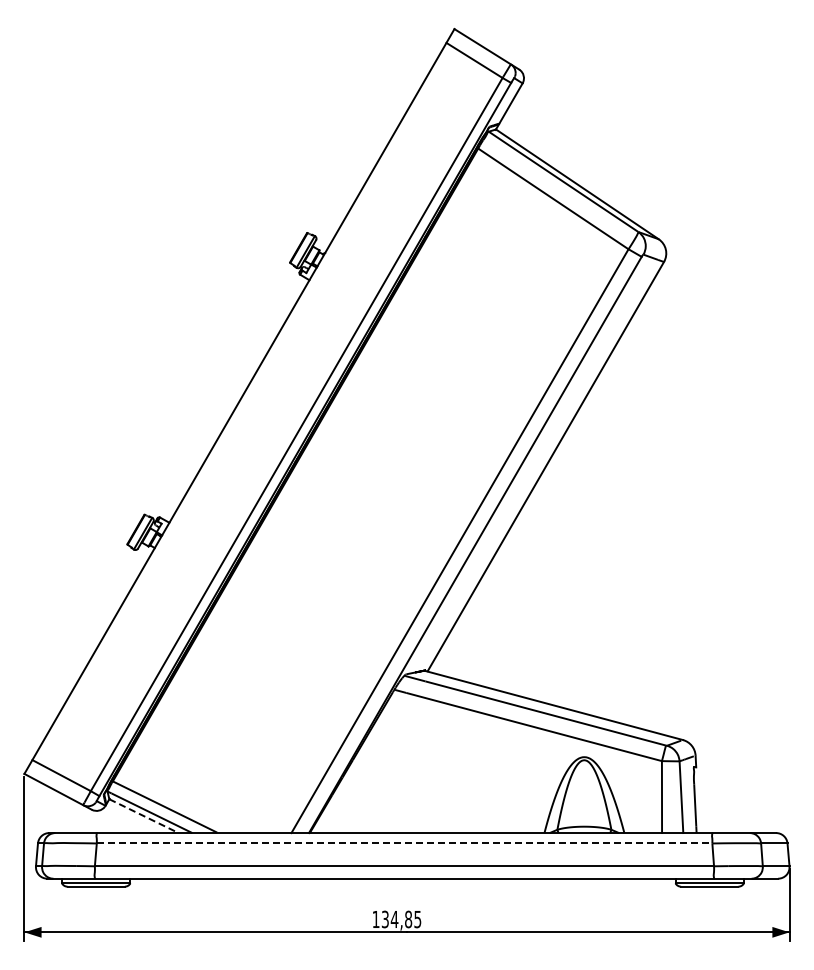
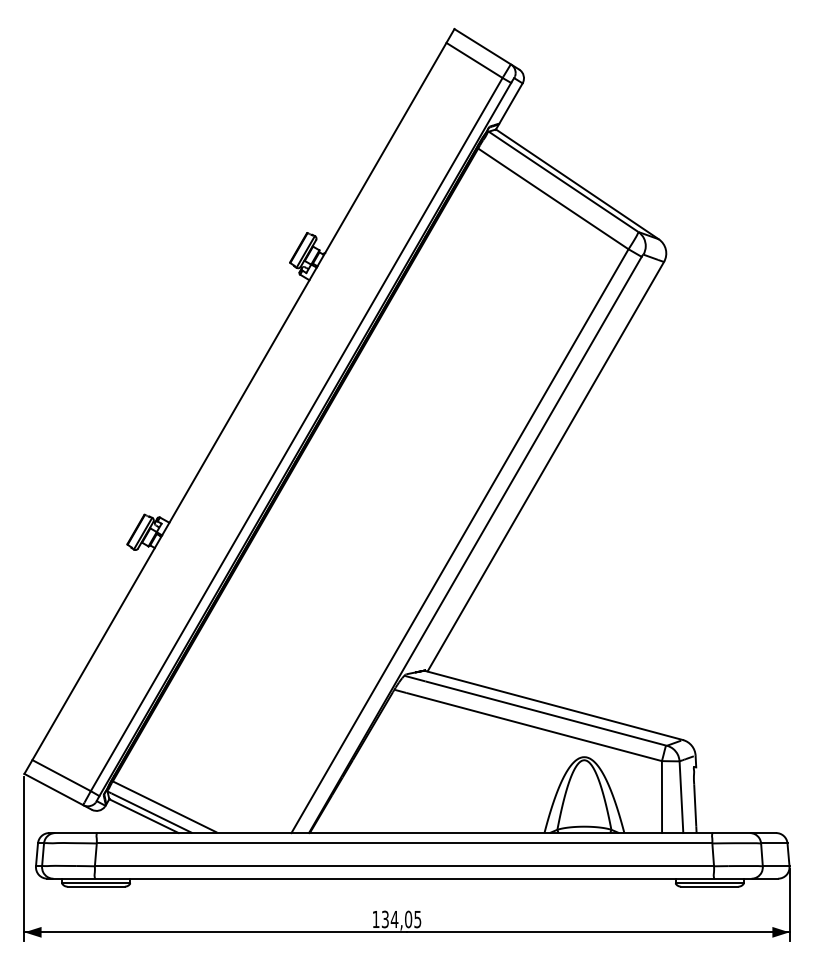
line: dashed -> solid (143, 816)
line: dashed -> solid (404, 843)
text: 134,85 -> 134,05 (408, 919)
